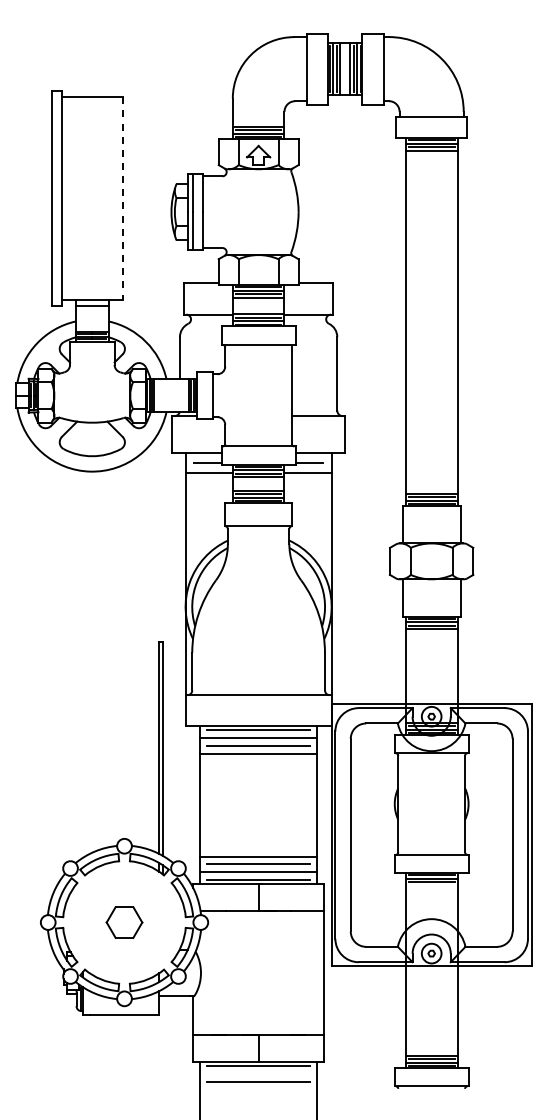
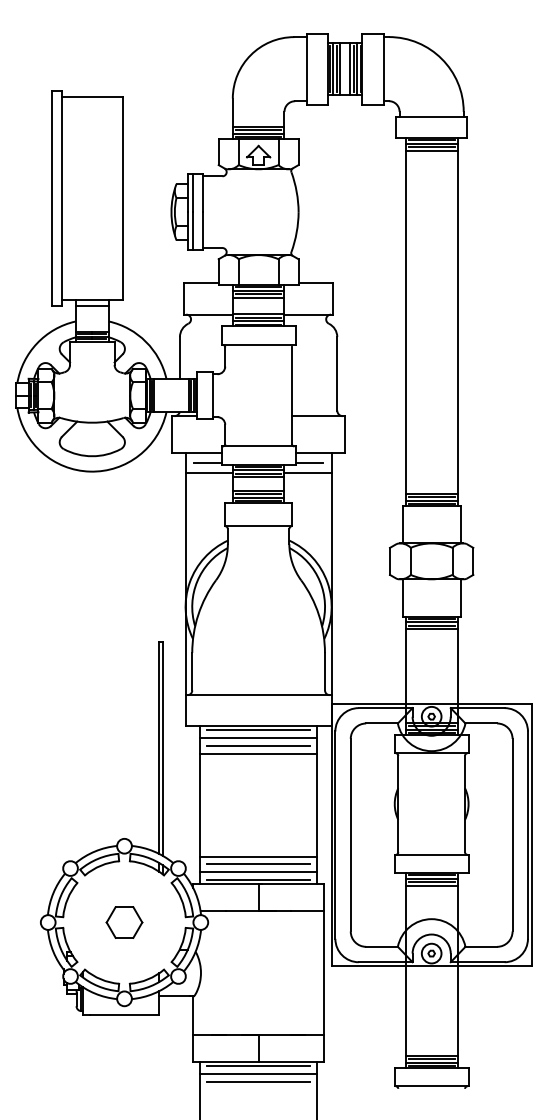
line: dashed -> solid (123, 198)
line: none -> present (431, 885)
line: none -> present (258, 1073)
